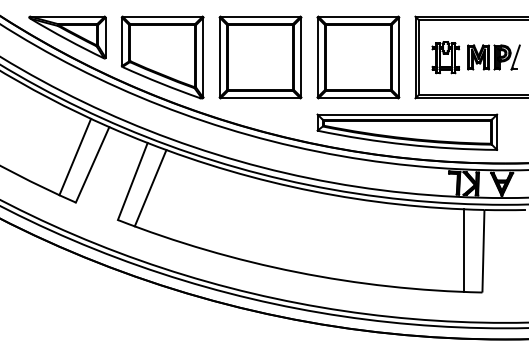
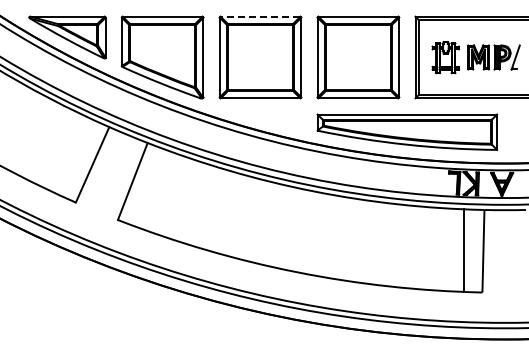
line: solid -> dashed (260, 16)
line: present -> none (75, 156)
line: present -> none (150, 188)
